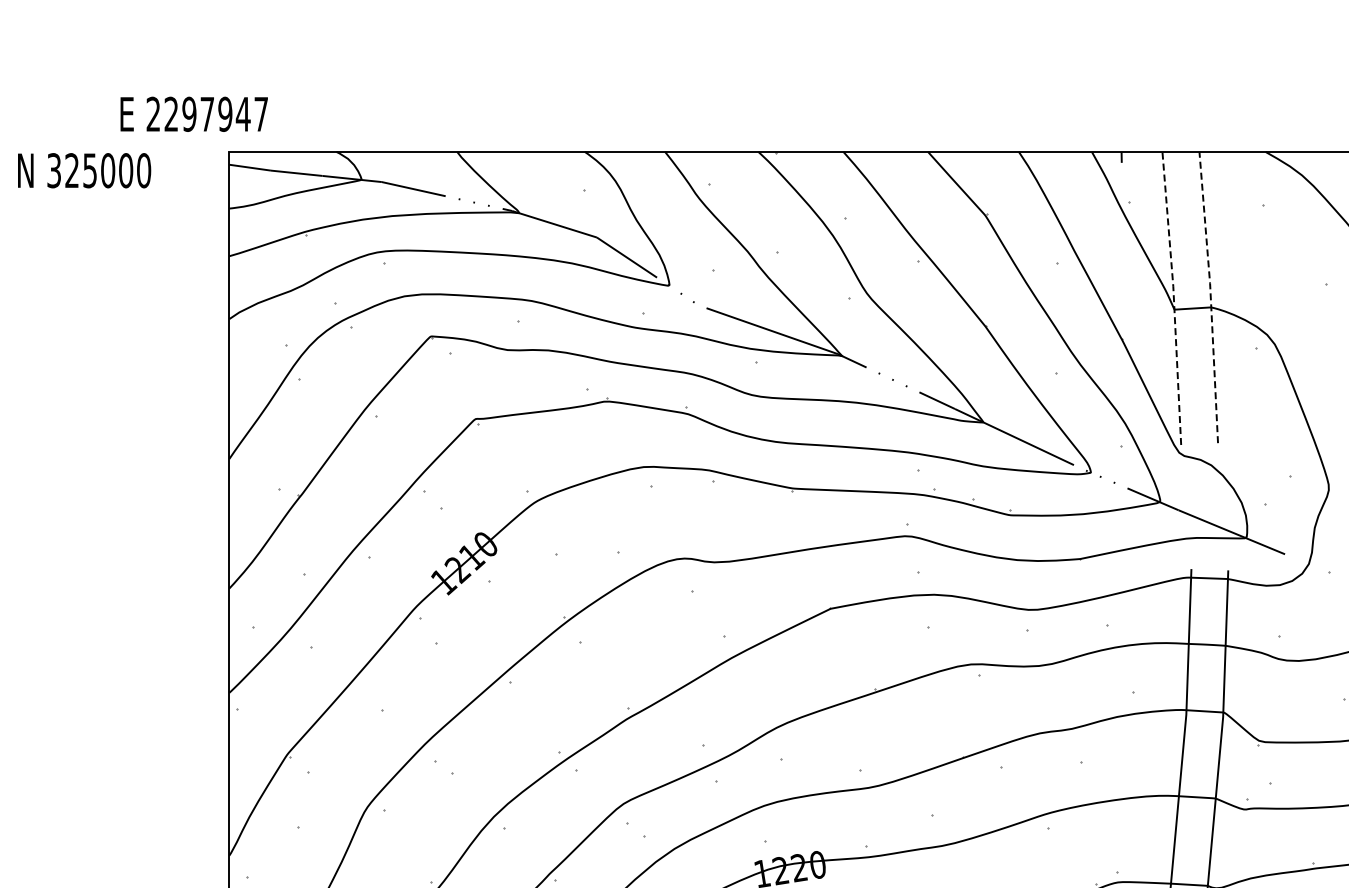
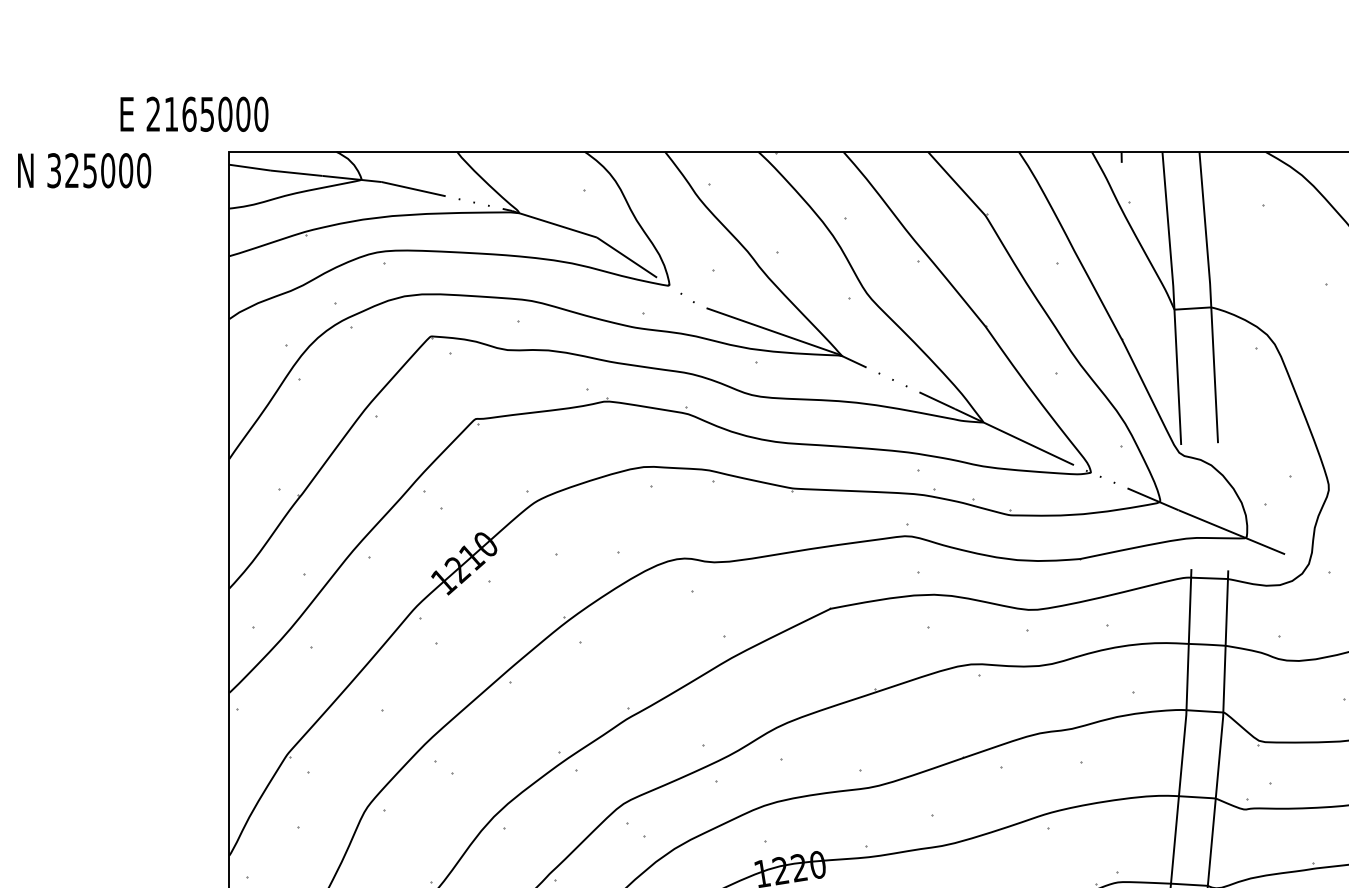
text: 2297947 -> 2165000 (216, 113)
line: dashed -> solid (1210, 296)
line: dashed -> solid (1173, 298)
